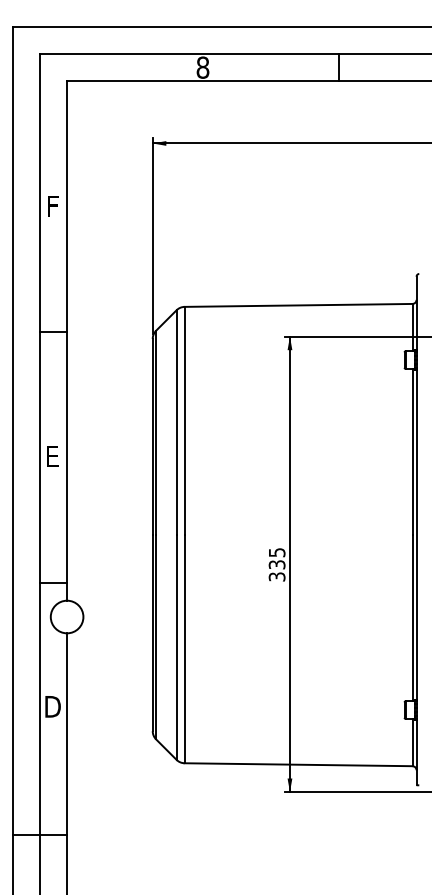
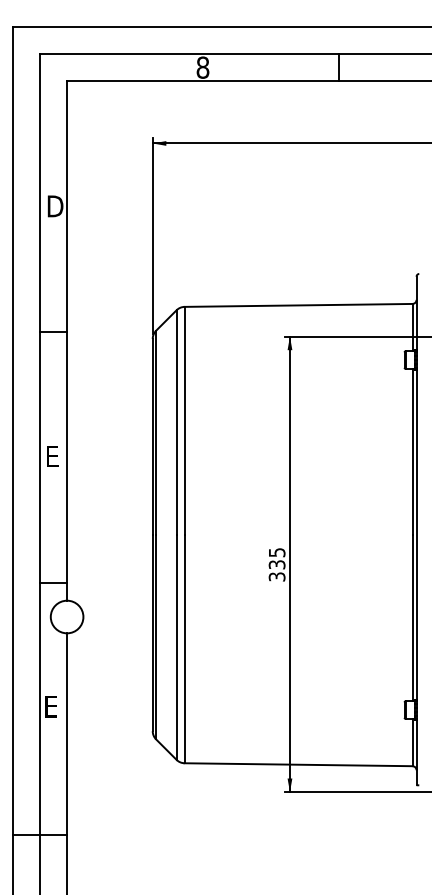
text: F -> D (55, 206)
text: D -> E (52, 706)
